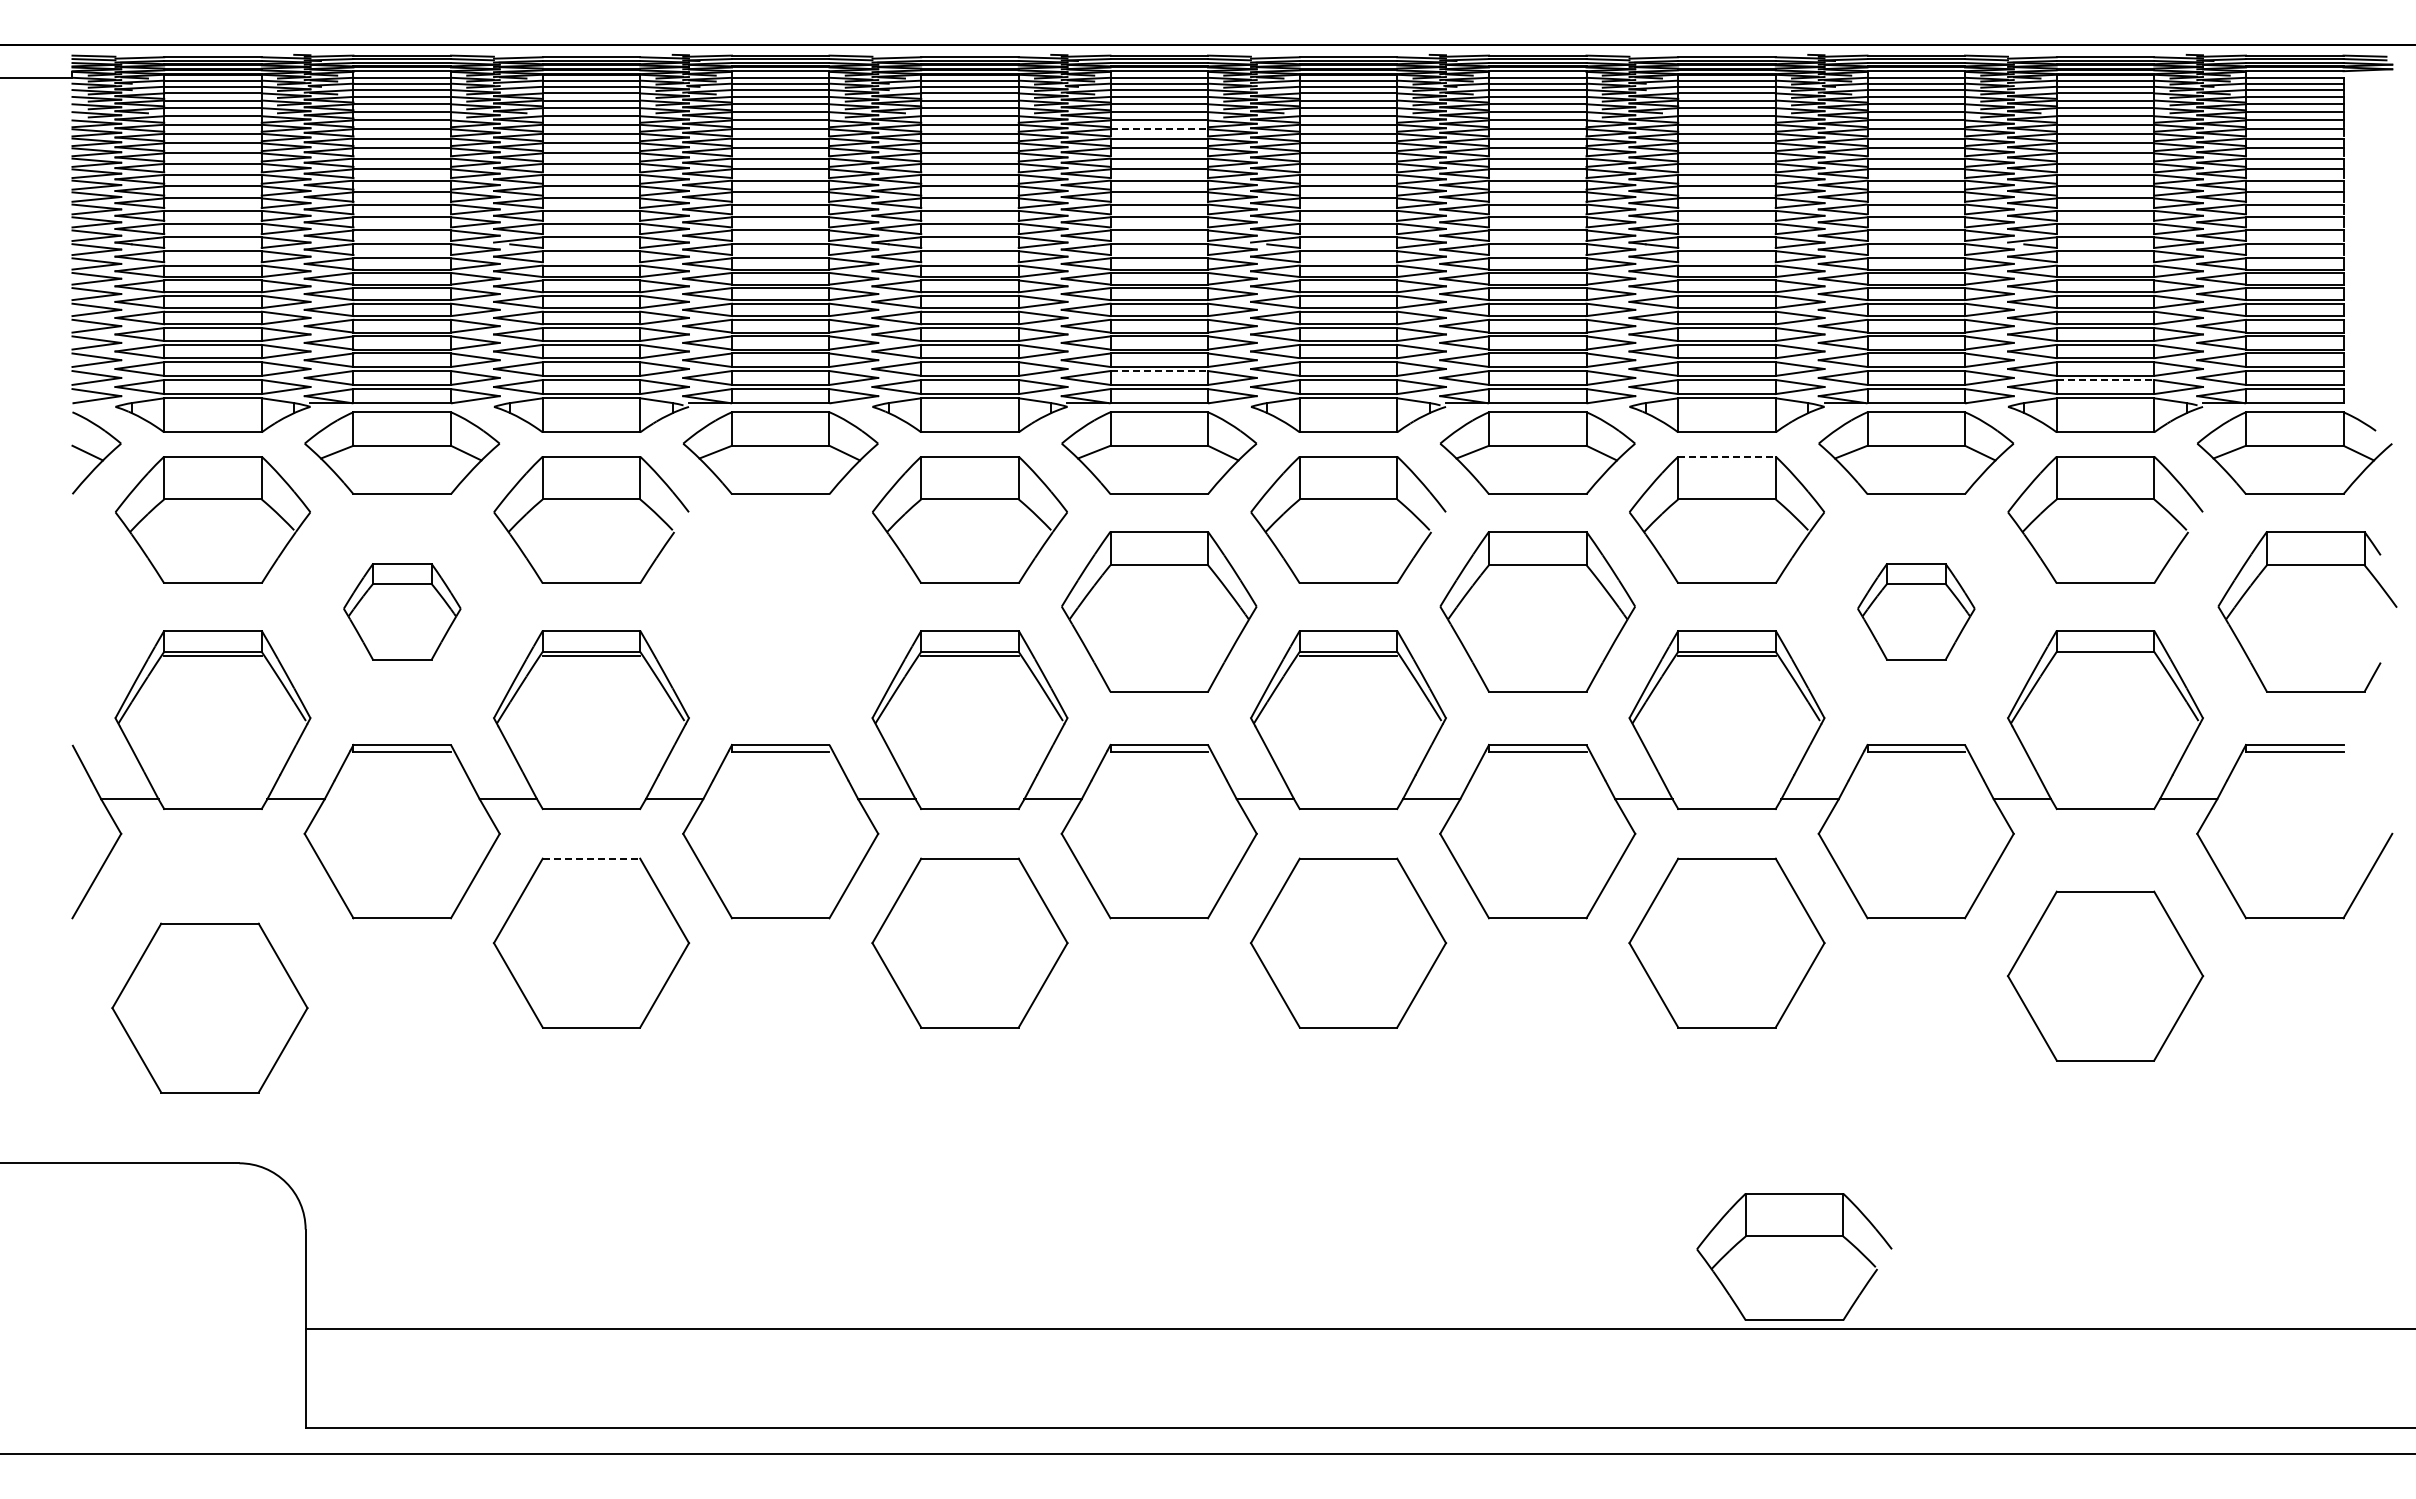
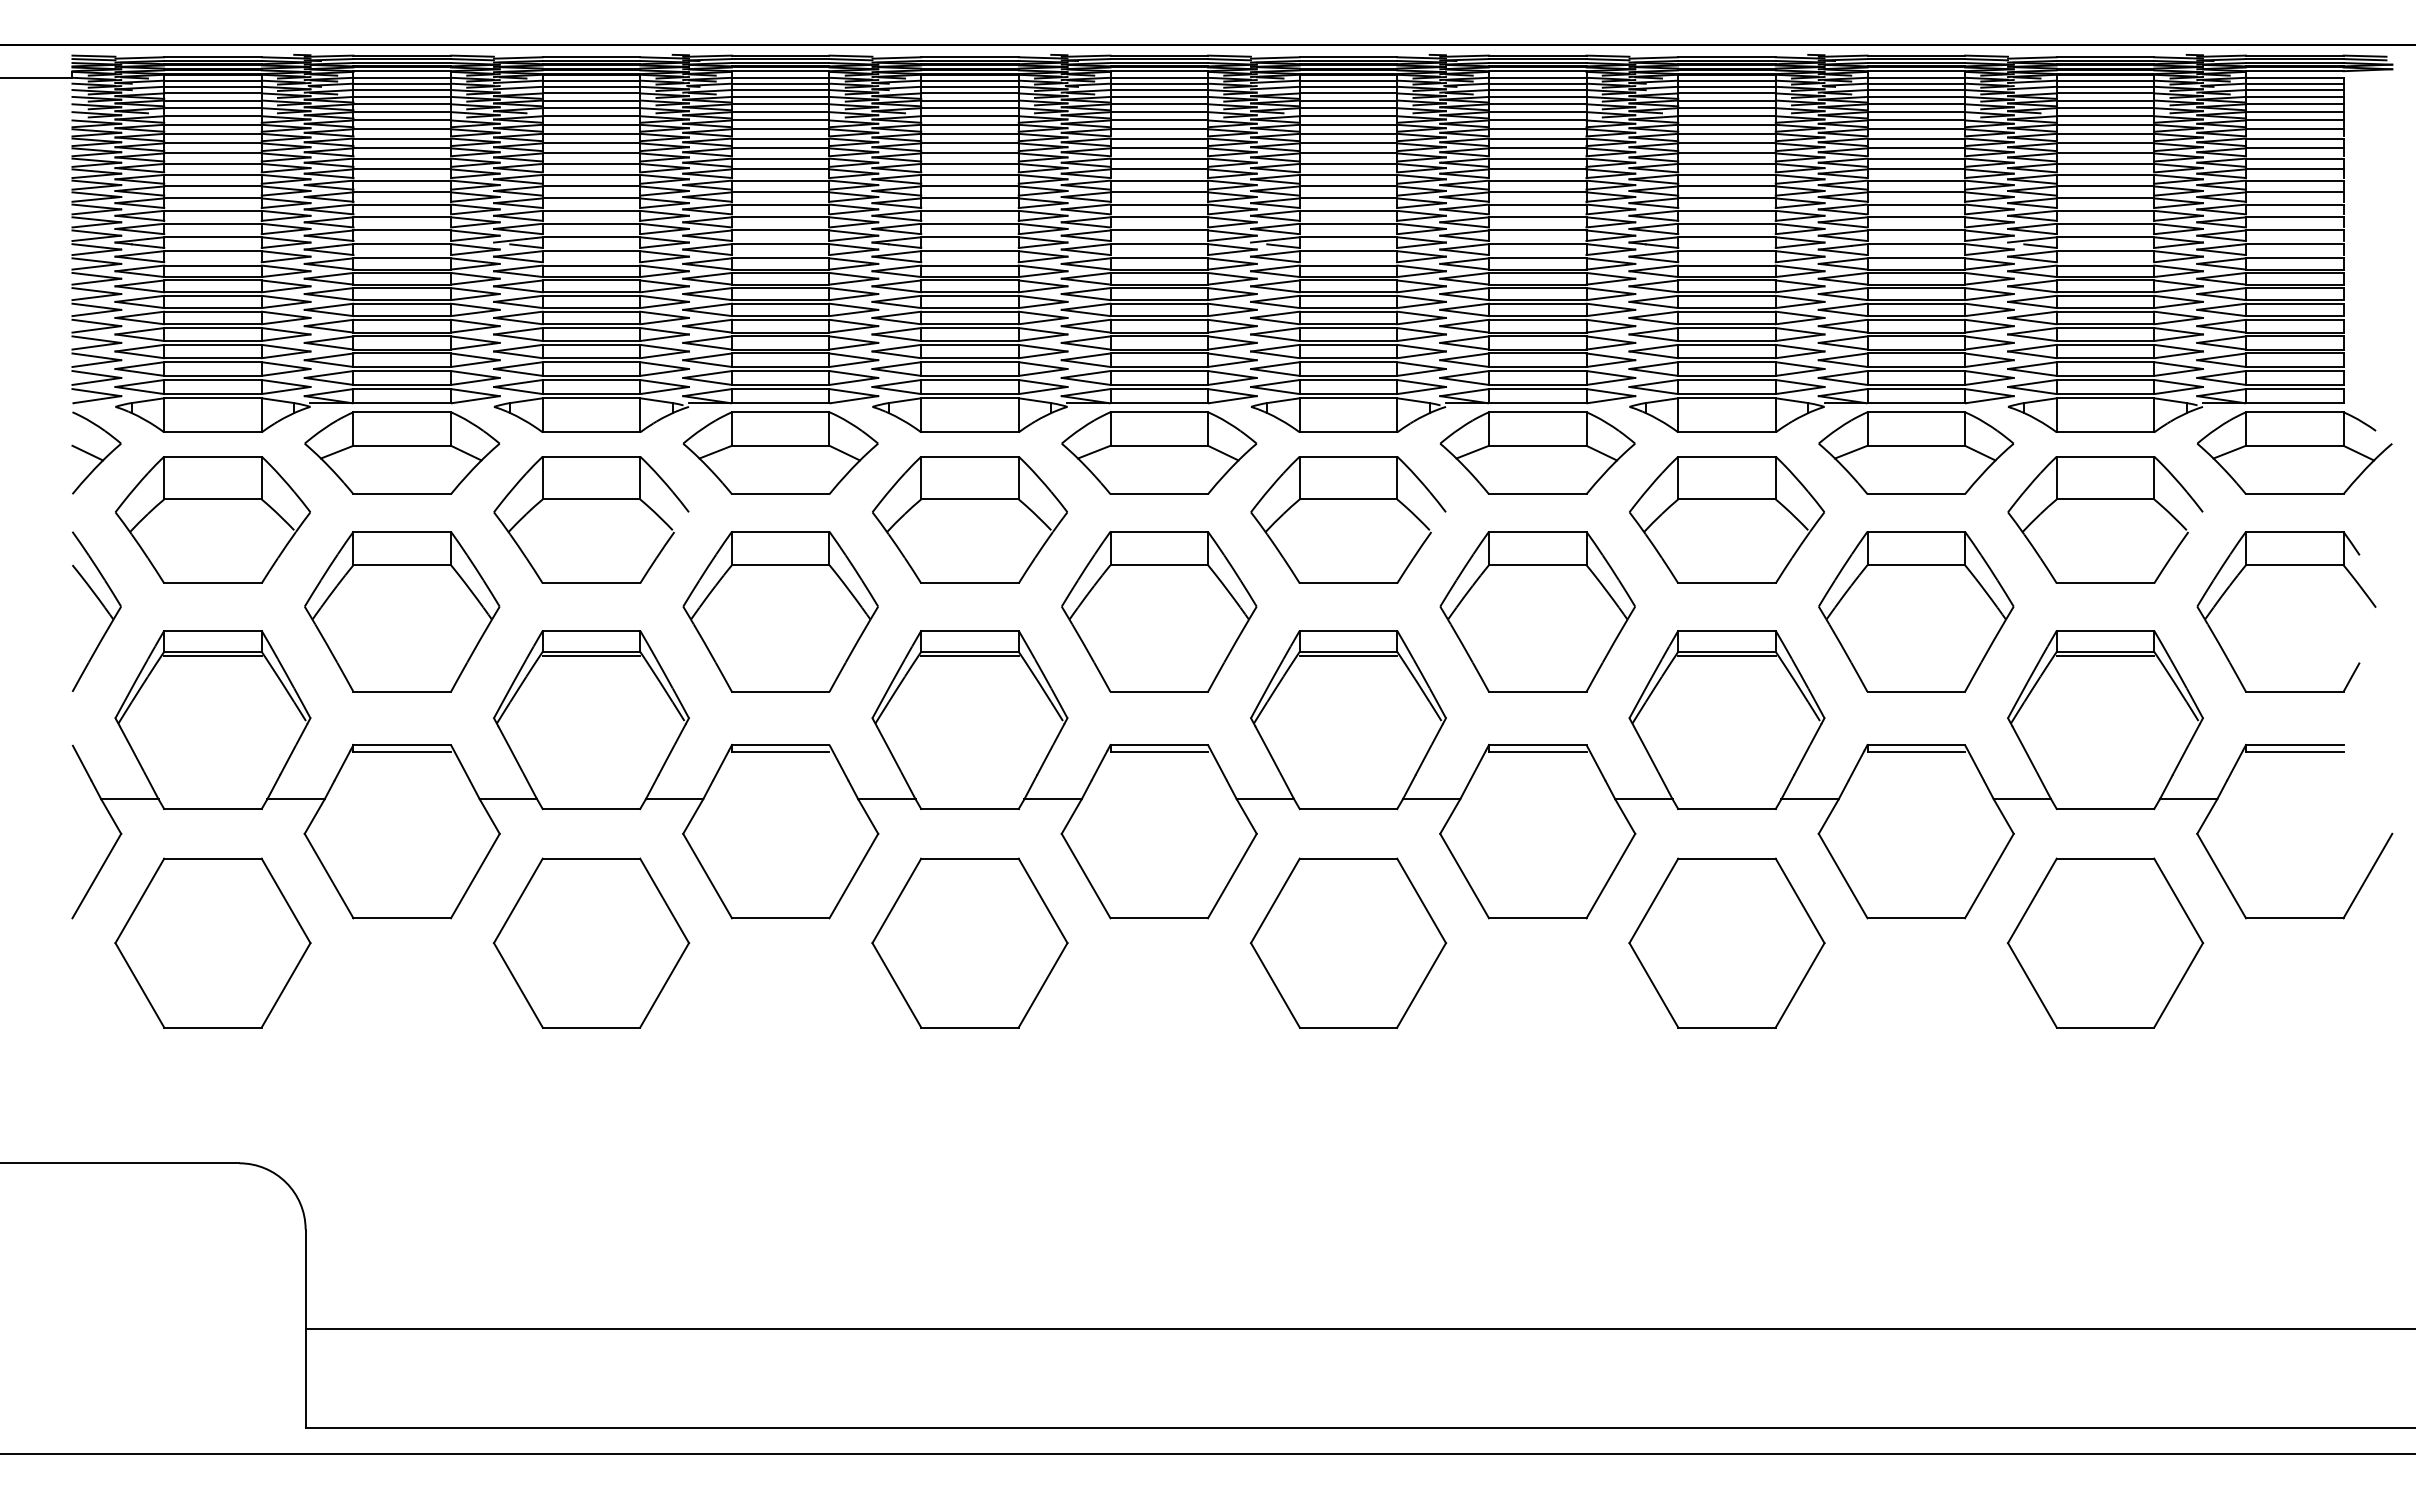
line: dashed -> solid (1159, 129)
line: dashed -> solid (1159, 371)
line: dashed -> solid (2105, 380)
line: dashed -> solid (1727, 456)
part position: (2307, 565) -> (2286, 565) (2286, 565)
part: none -> present (103, 607)
part size: 119x98 px -> 197x162 px (402, 611)
part: none -> present (780, 611)
part size: 119x98 px -> 197x162 px (1916, 611)
line: none -> present (2105, 656)
line: dashed -> solid (591, 858)
part position: (2105, 975) -> (2105, 942) (2105, 942)
part position: (209, 1007) -> (212, 942) (212, 942)
part: present -> none (1794, 1256)
